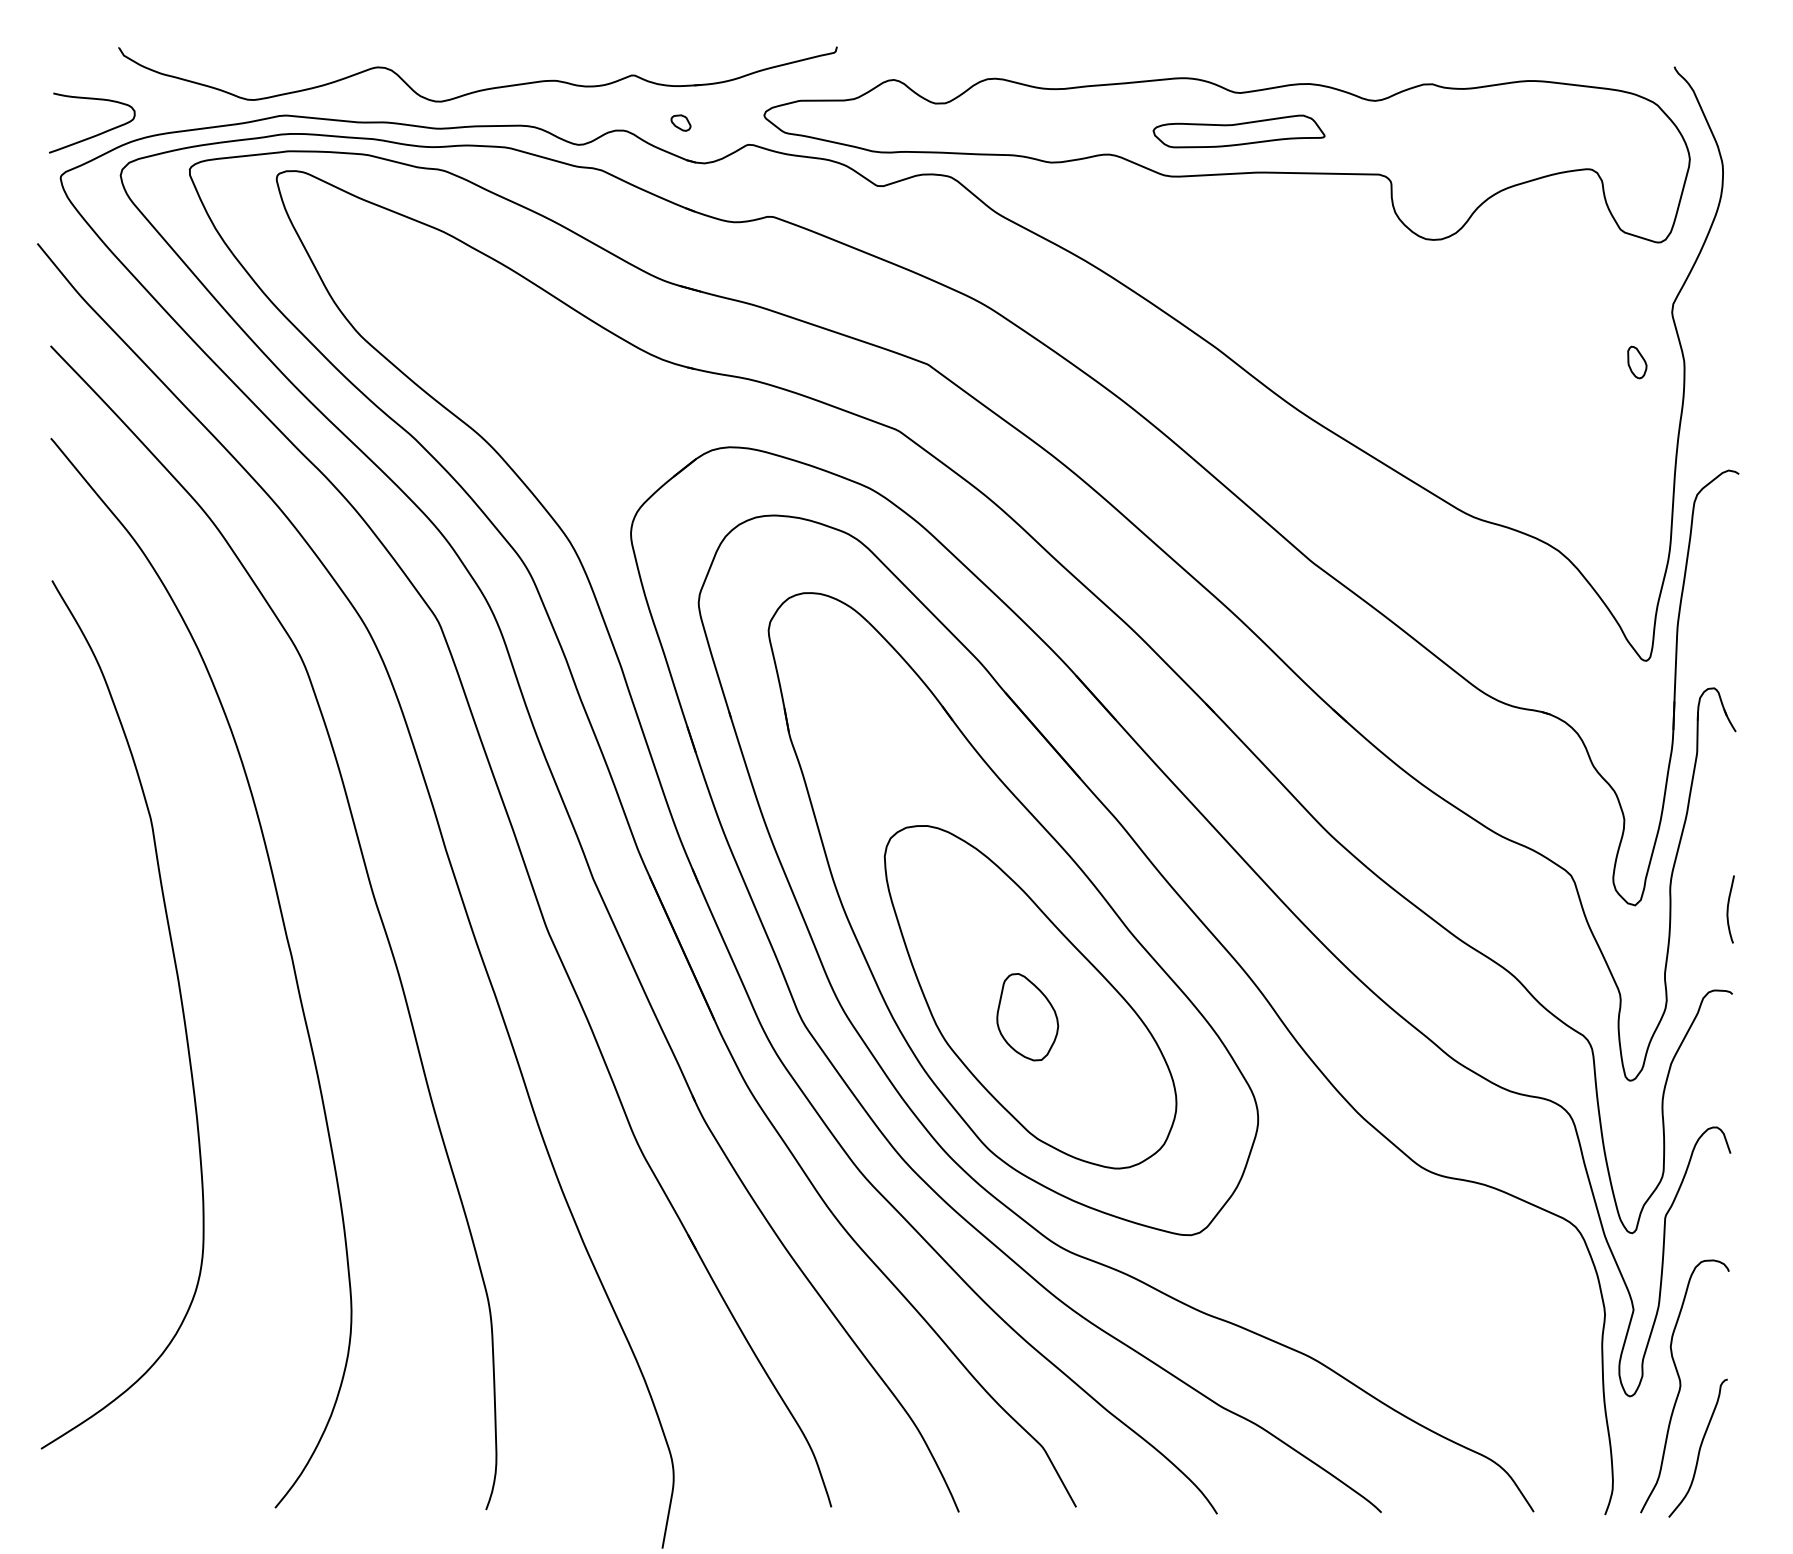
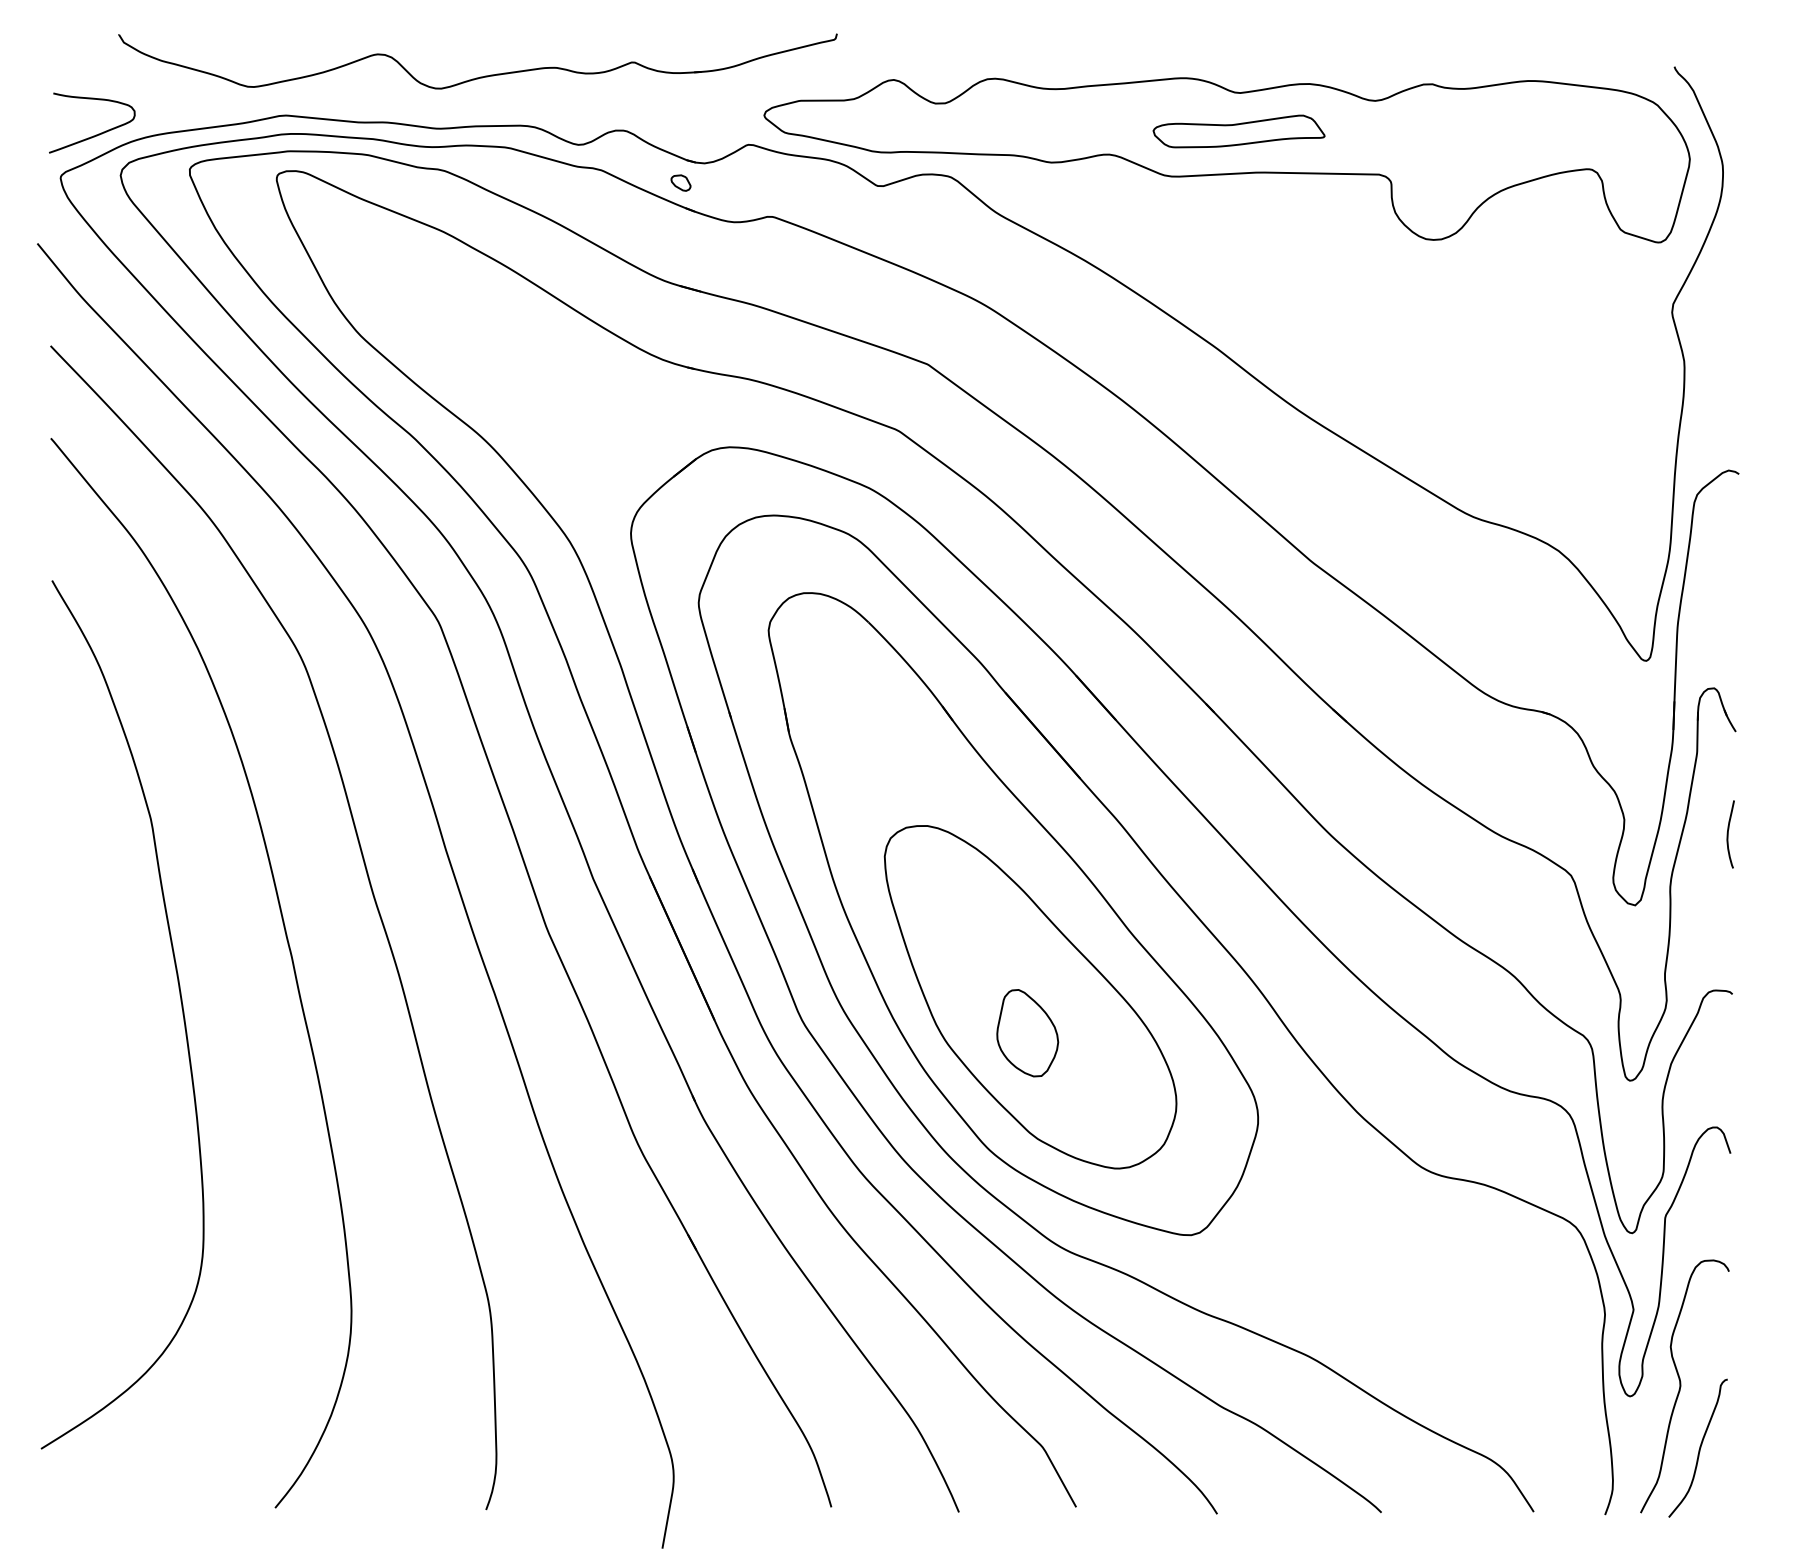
part position: (480, 89) -> (480, 76) (480, 76)
part position: (680, 122) -> (680, 182) (680, 182)
part: present -> none (1637, 362)
curve position: (1728, 909) -> (1728, 834) (1728, 834)
part position: (1027, 1017) -> (1027, 1033) (1027, 1033)
